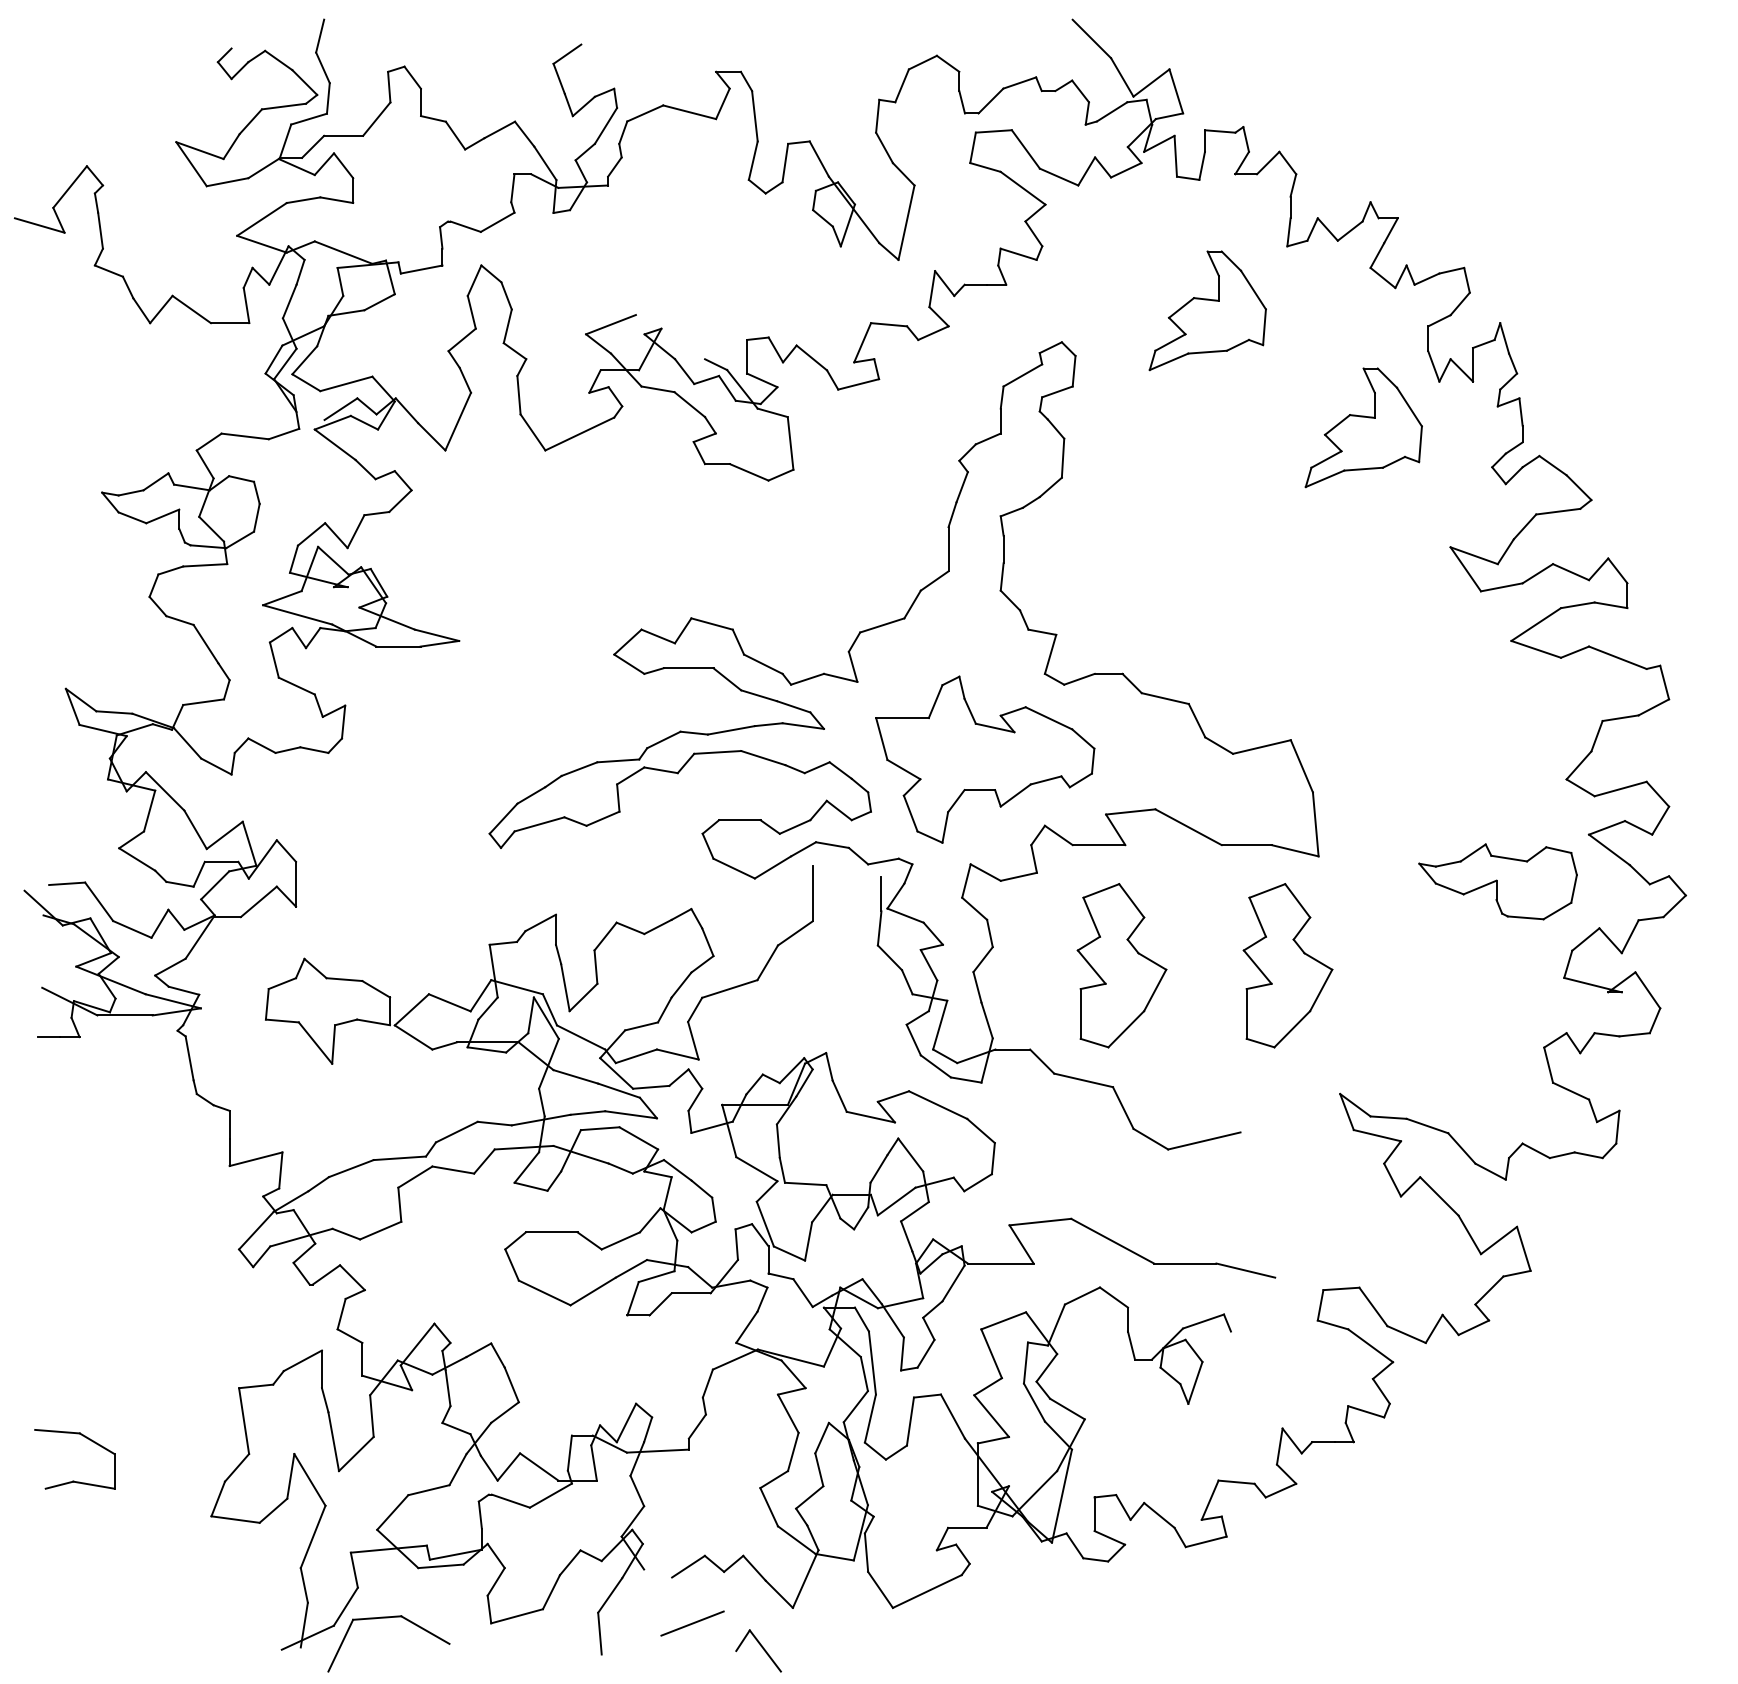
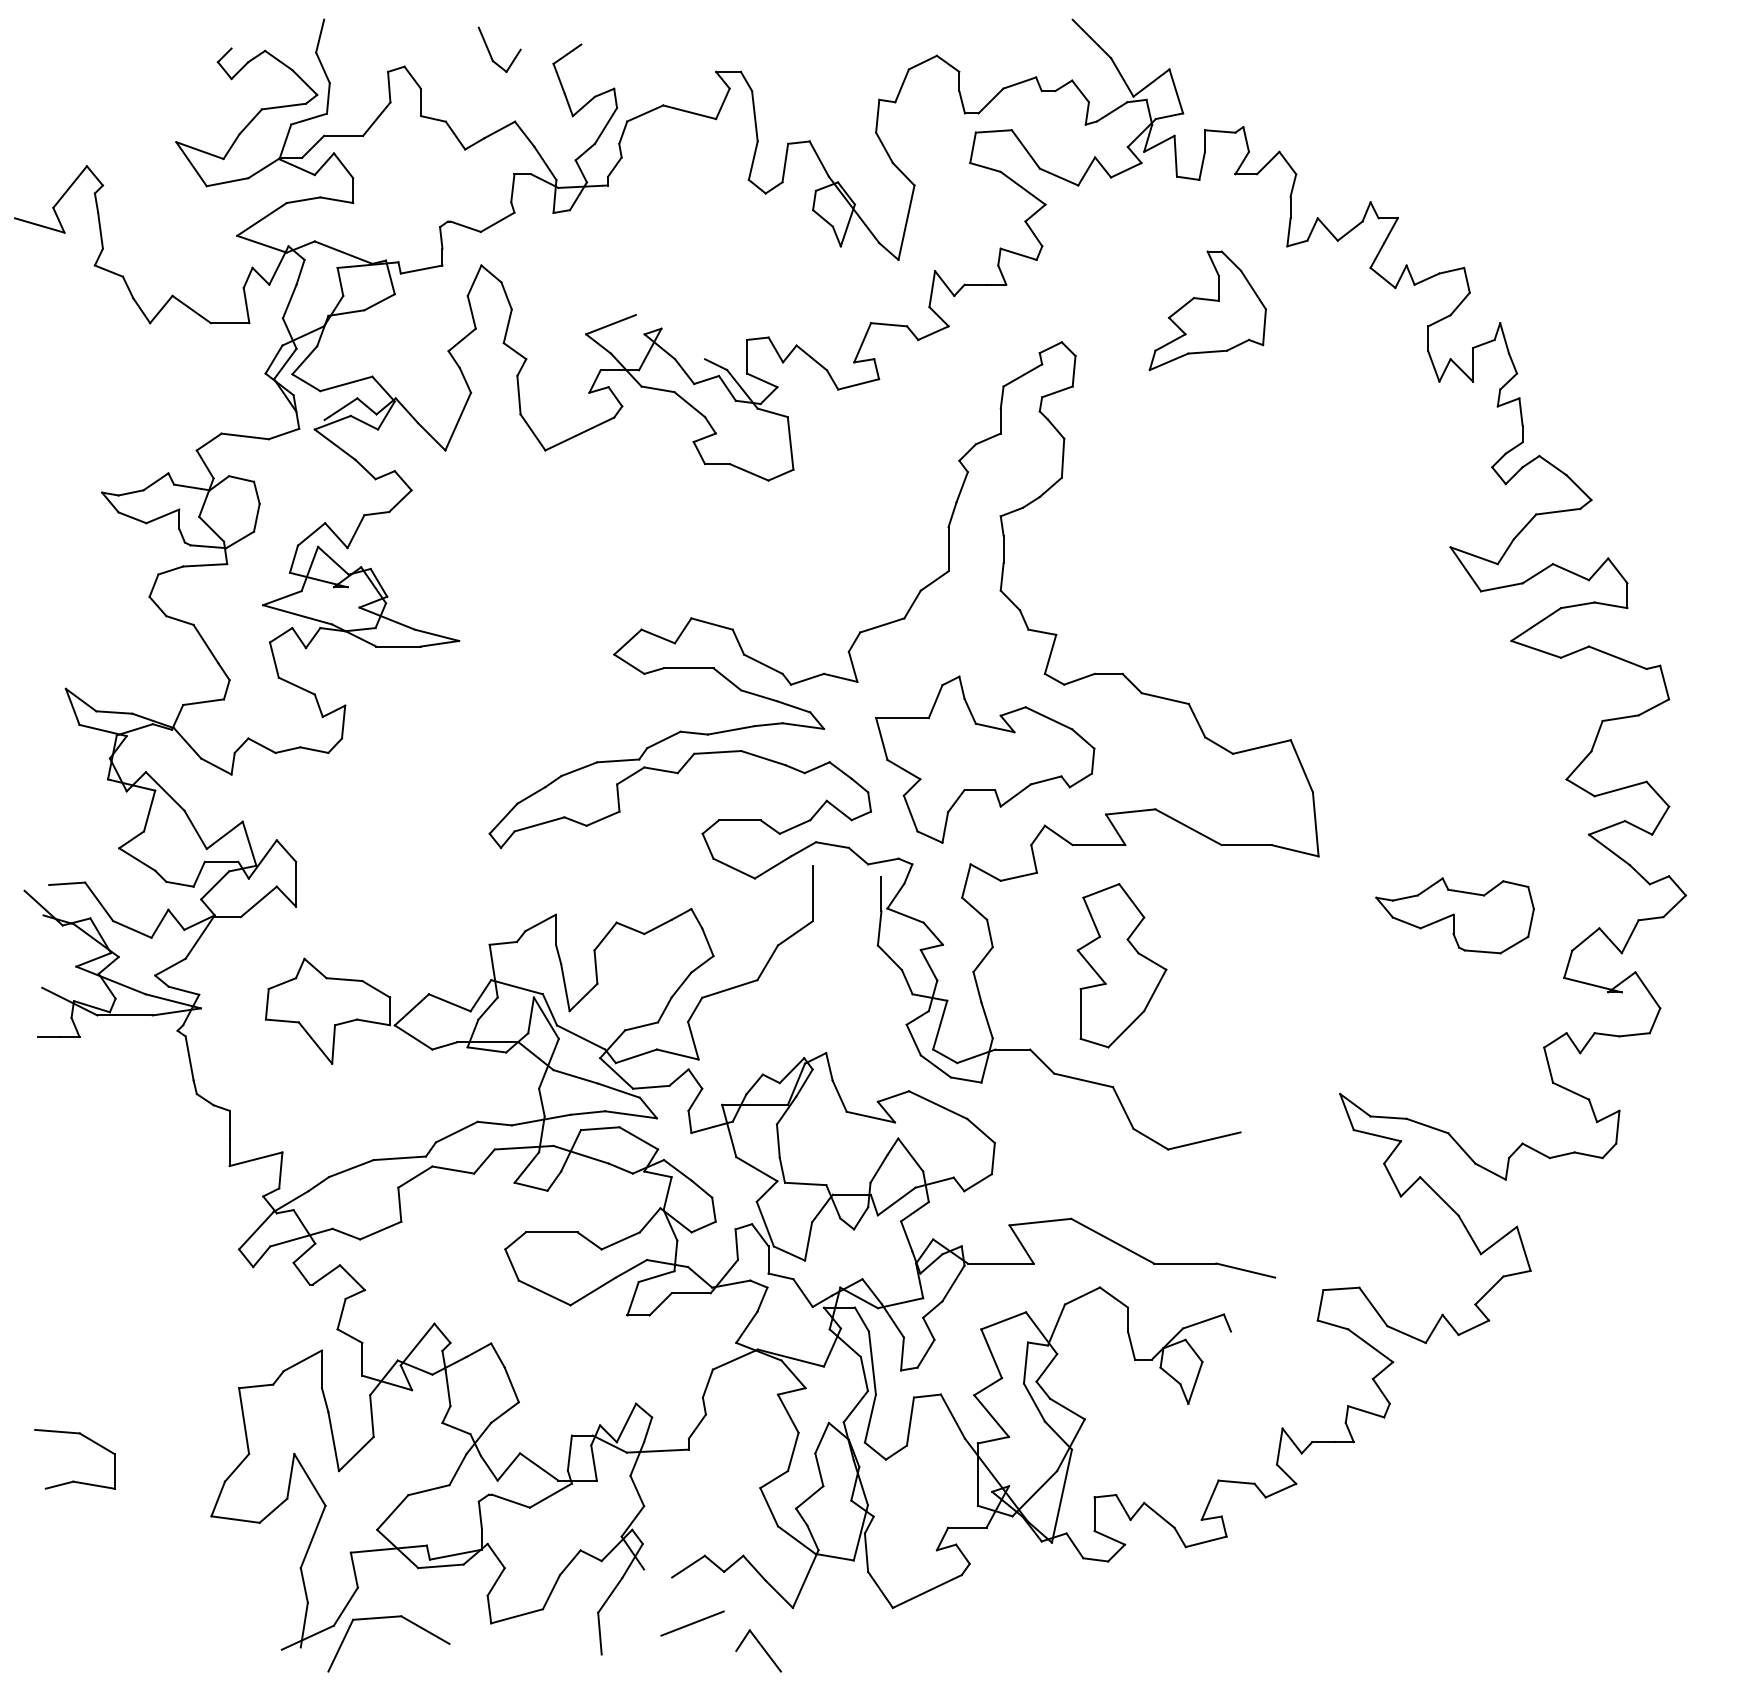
part: none -> present (491, 54)
part: present -> none (1363, 427)
part position: (1497, 881) -> (1454, 915) (1454, 915)
part: present -> none (1287, 965)
